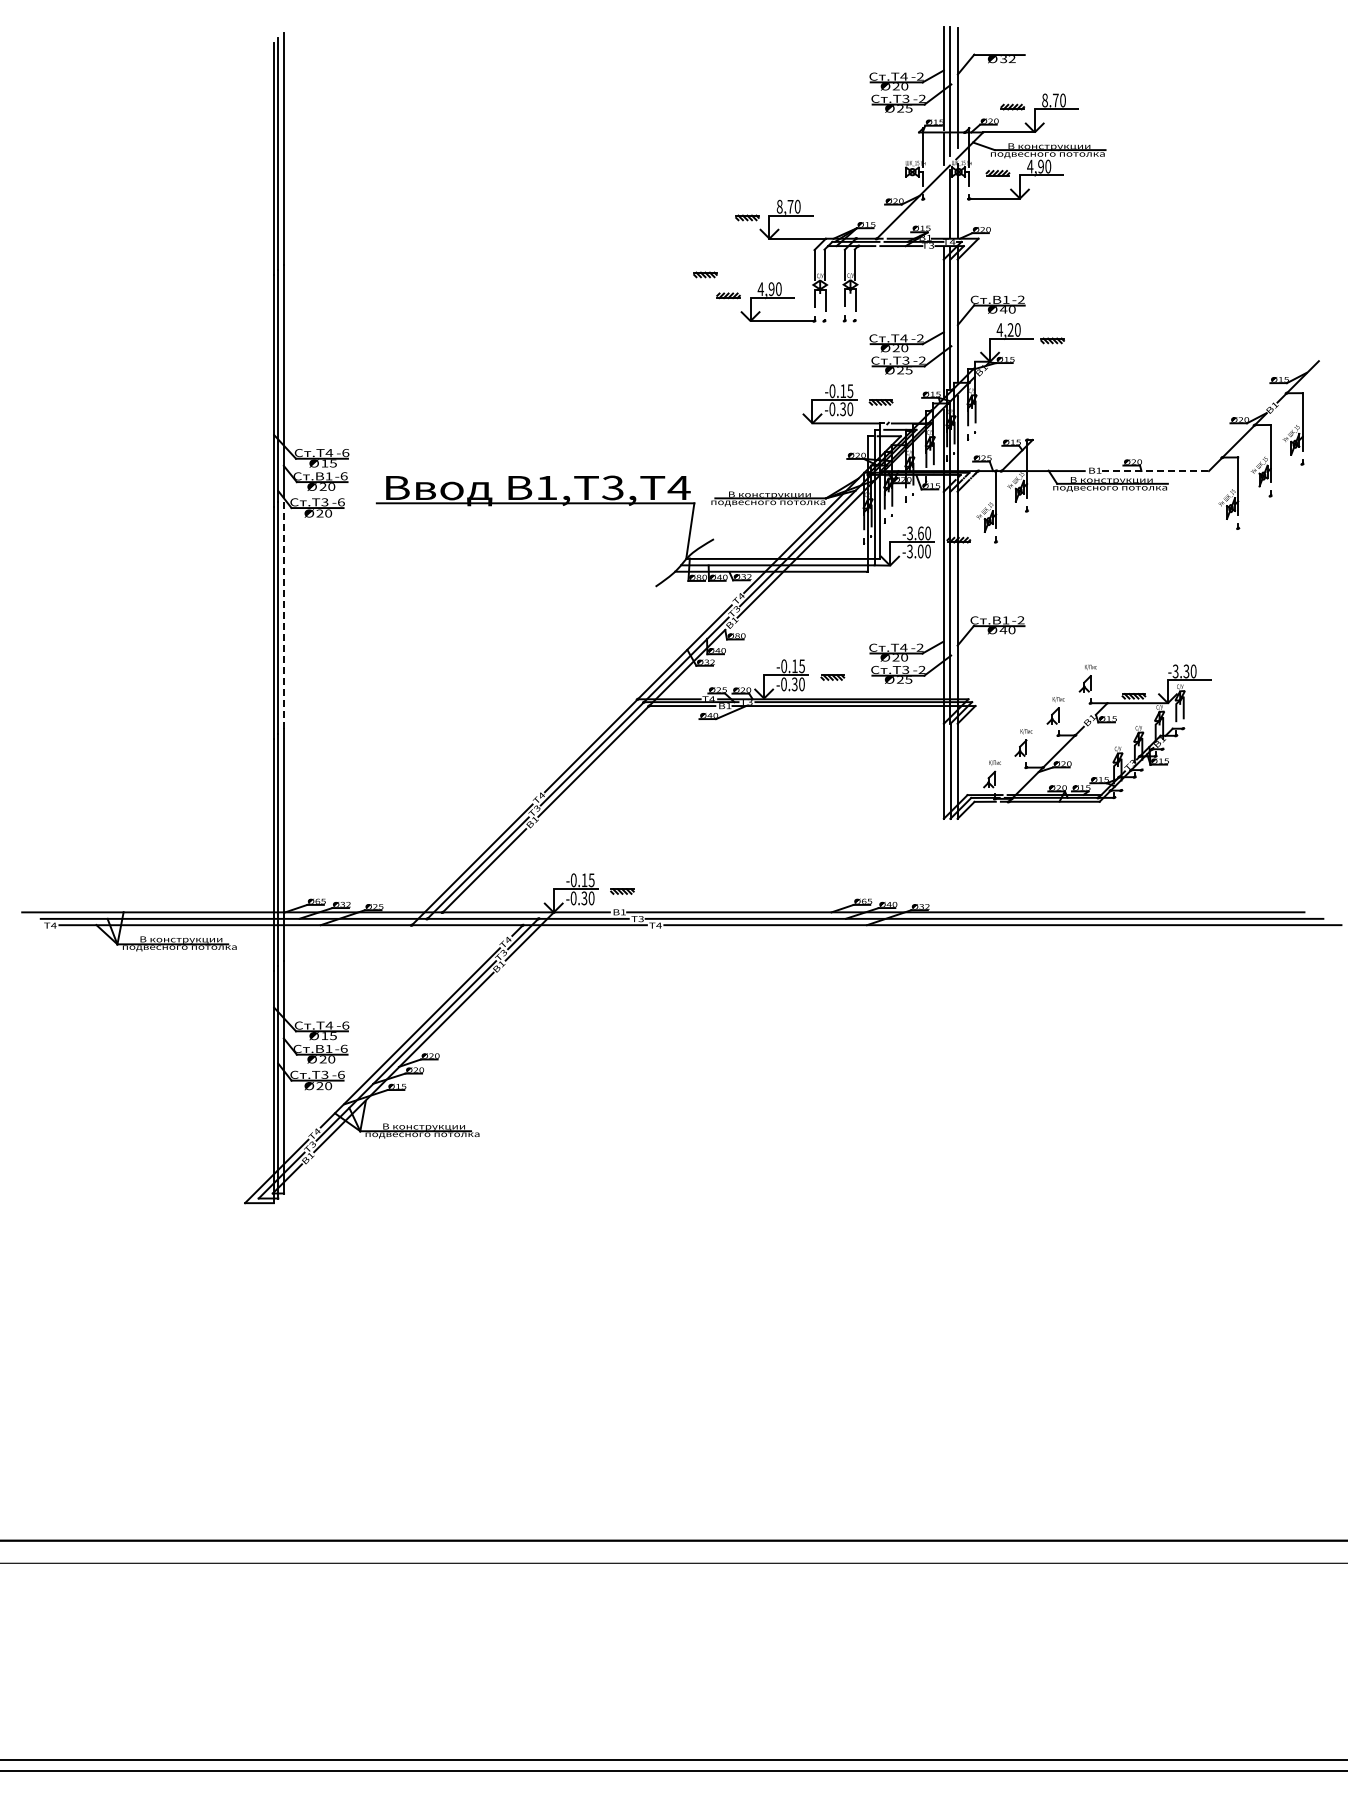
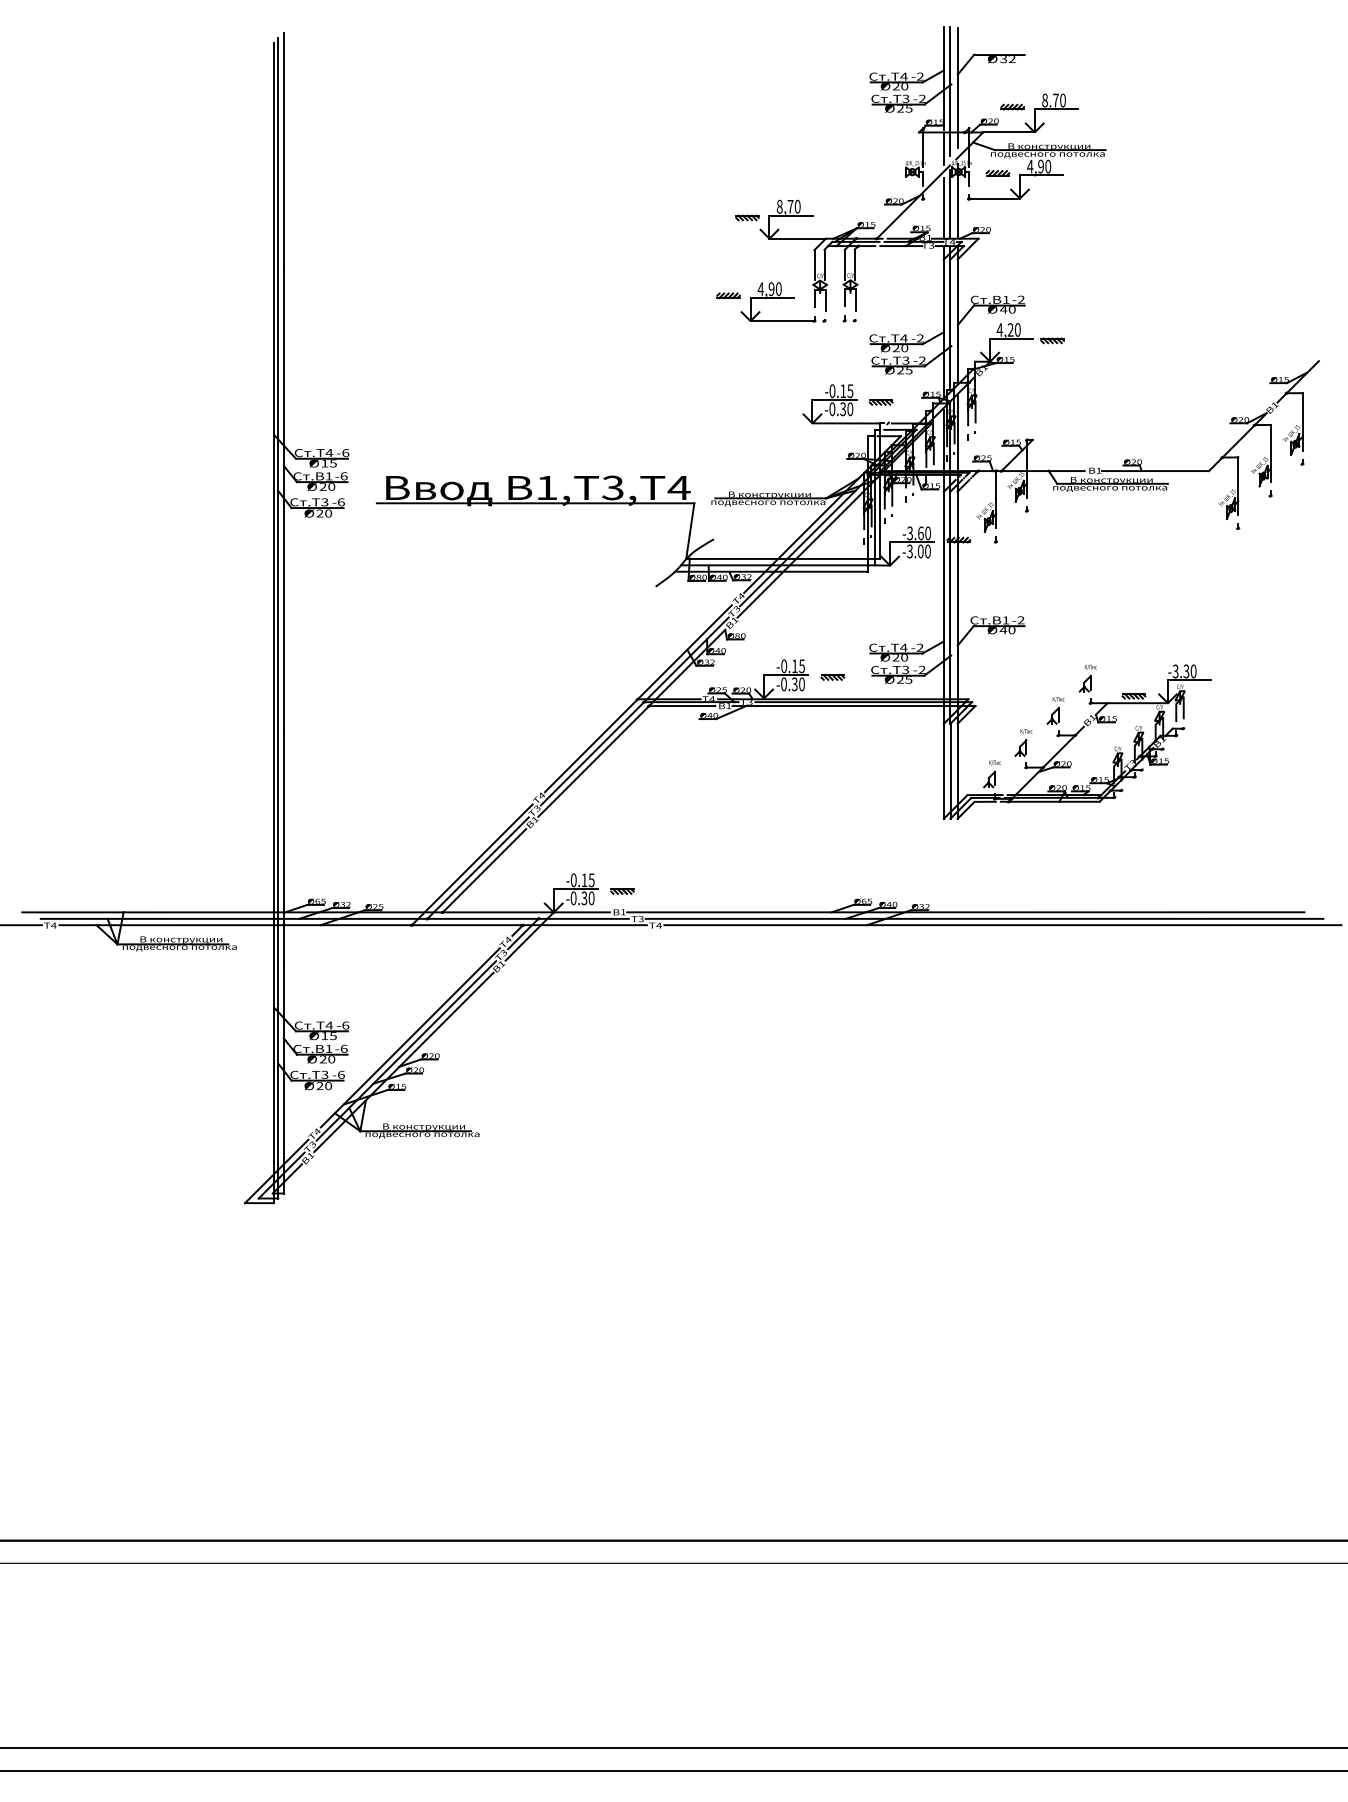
line: none -> present (943, 207)
part: present -> none (705, 274)
line: dashed -> solid (1155, 471)
line: dashed -> solid (284, 612)
line: none -> present (21, 925)
line position: (673, 1759) -> (673, 1747) (673, 1747)
